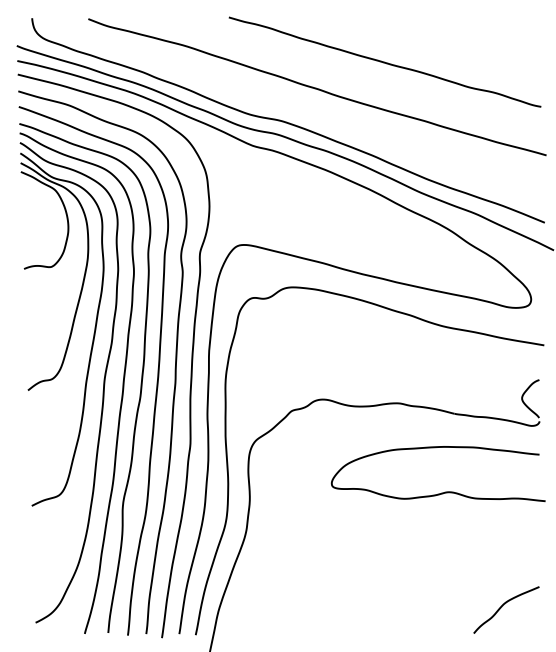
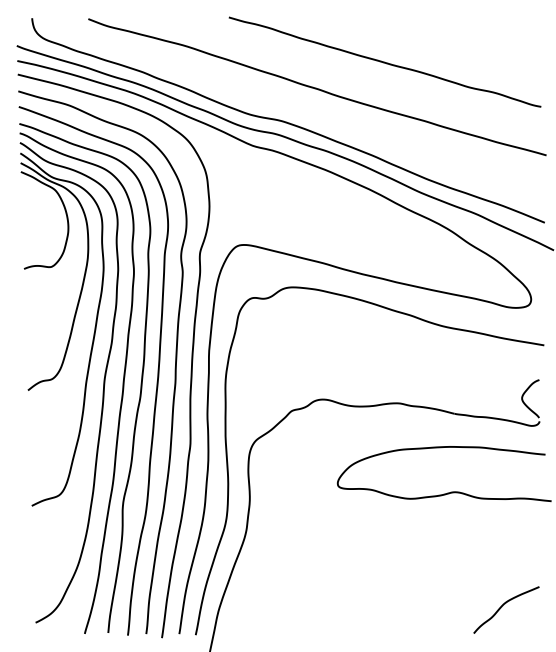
curve position: (441, 492) -> (447, 492) (447, 492)
